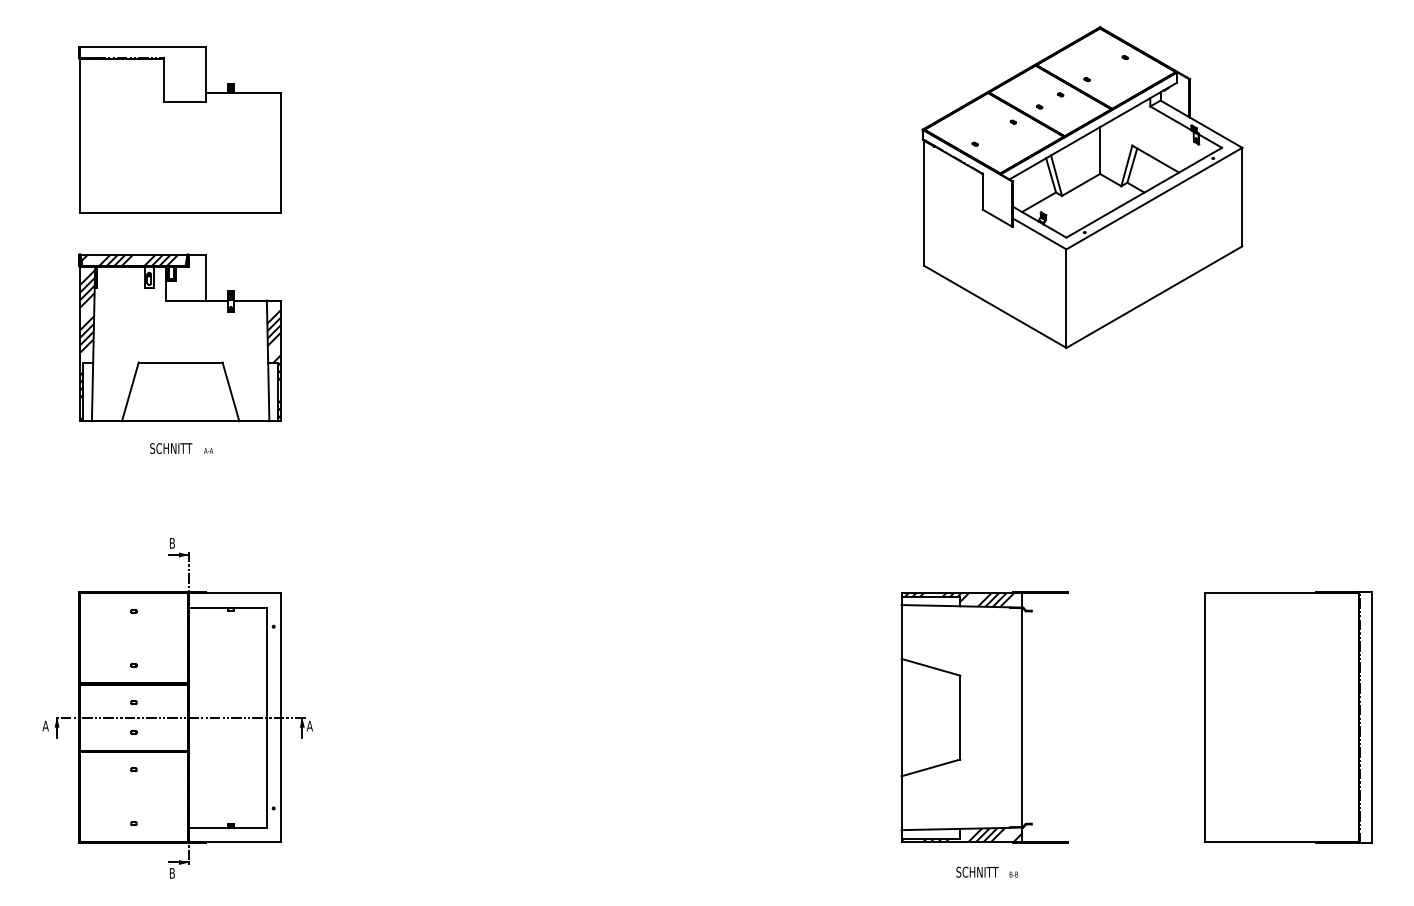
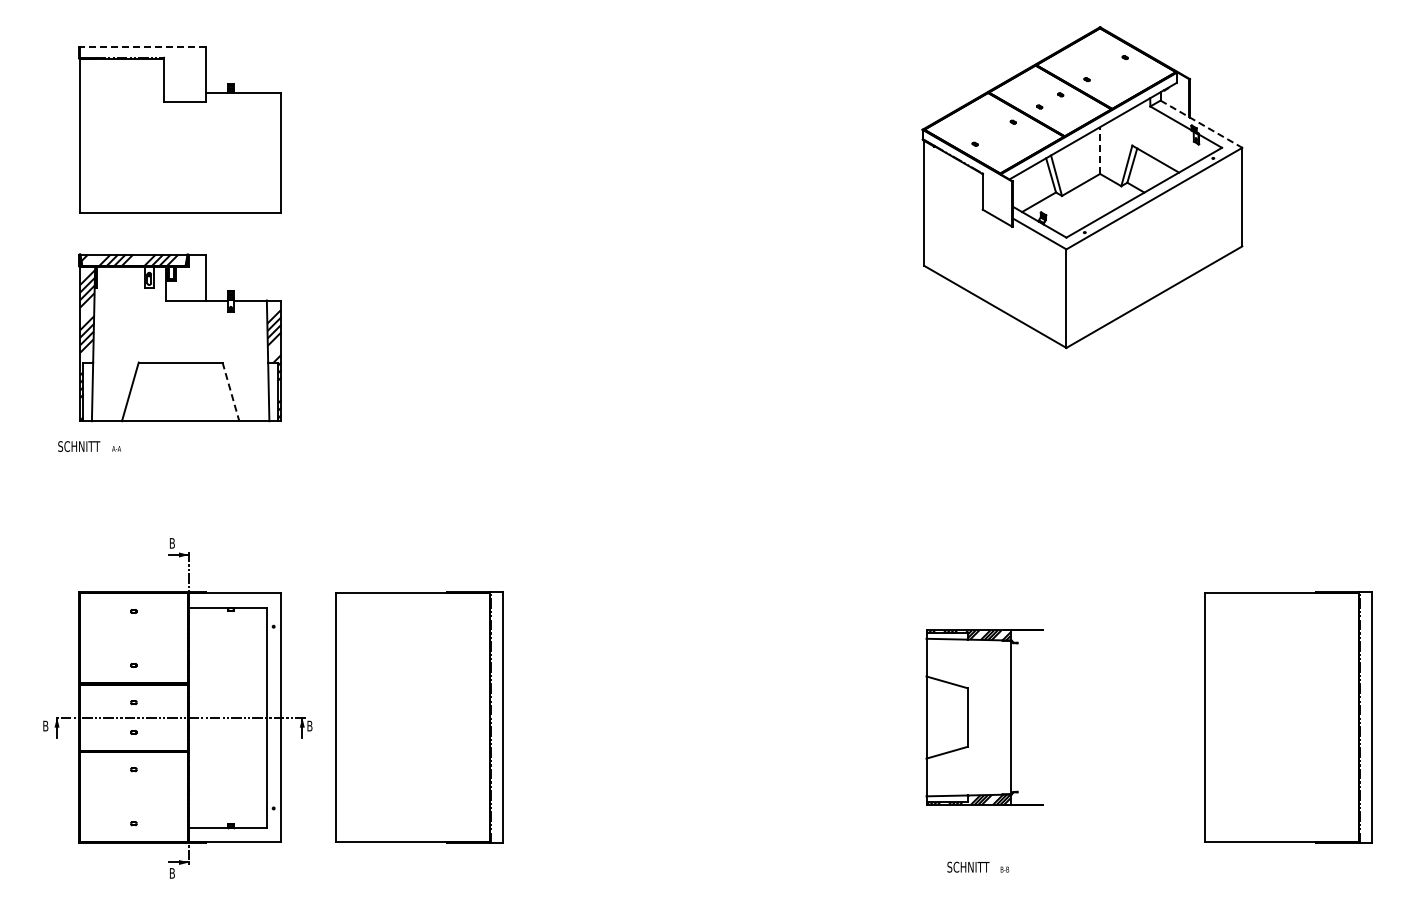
line: solid -> dashed (142, 46)
line: solid -> dashed (1201, 124)
line: solid -> dashed (1100, 150)
line: solid -> dashed (230, 391)
text position: (181, 448) -> (89, 446) (89, 446)
part: none -> present (419, 717)
part size: 169x253 px -> 119x177 px (984, 717)
text: A -> B (45, 725)
text: A -> B (309, 725)
text position: (987, 871) -> (978, 866) (978, 866)
